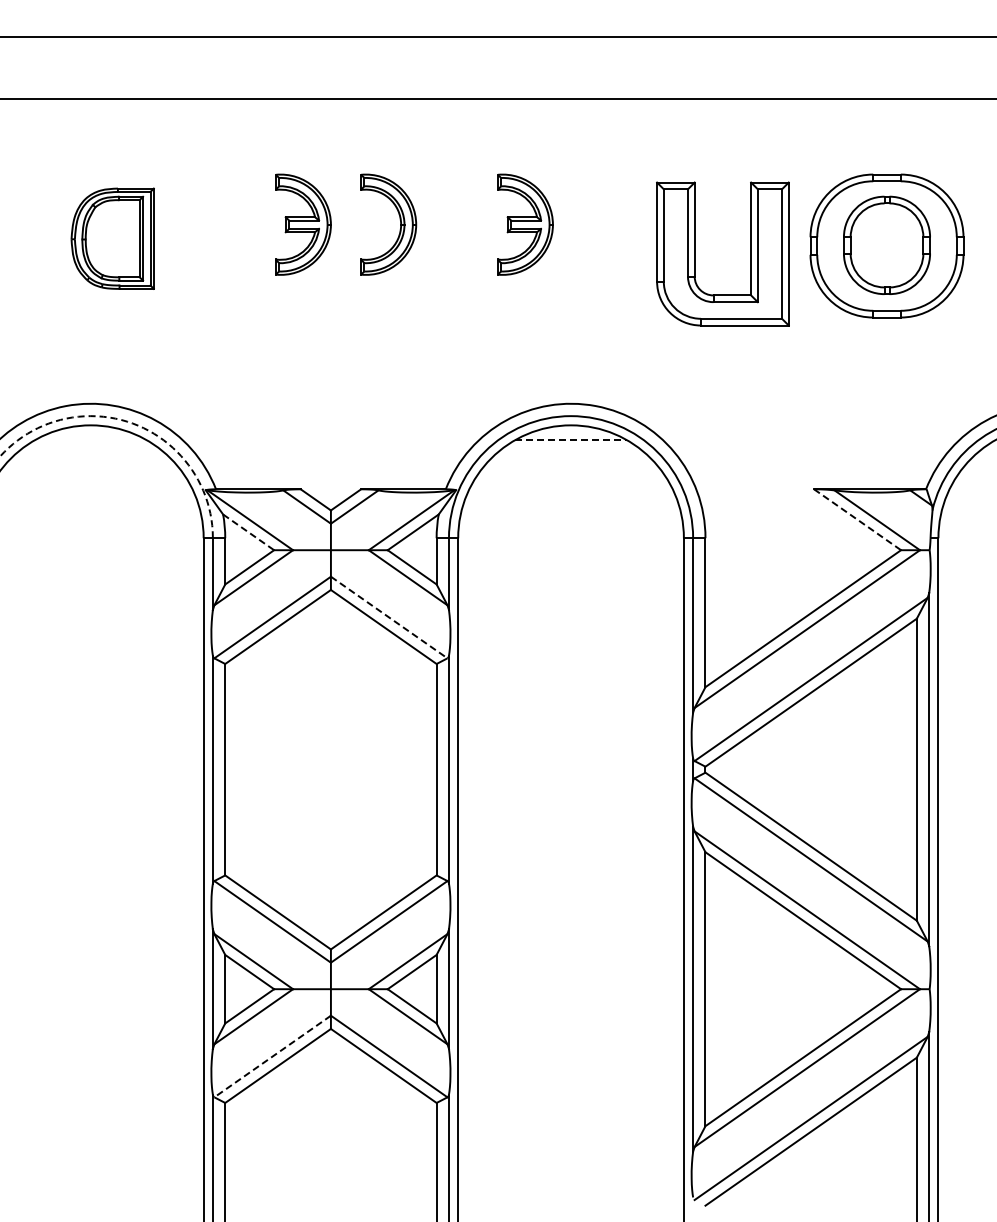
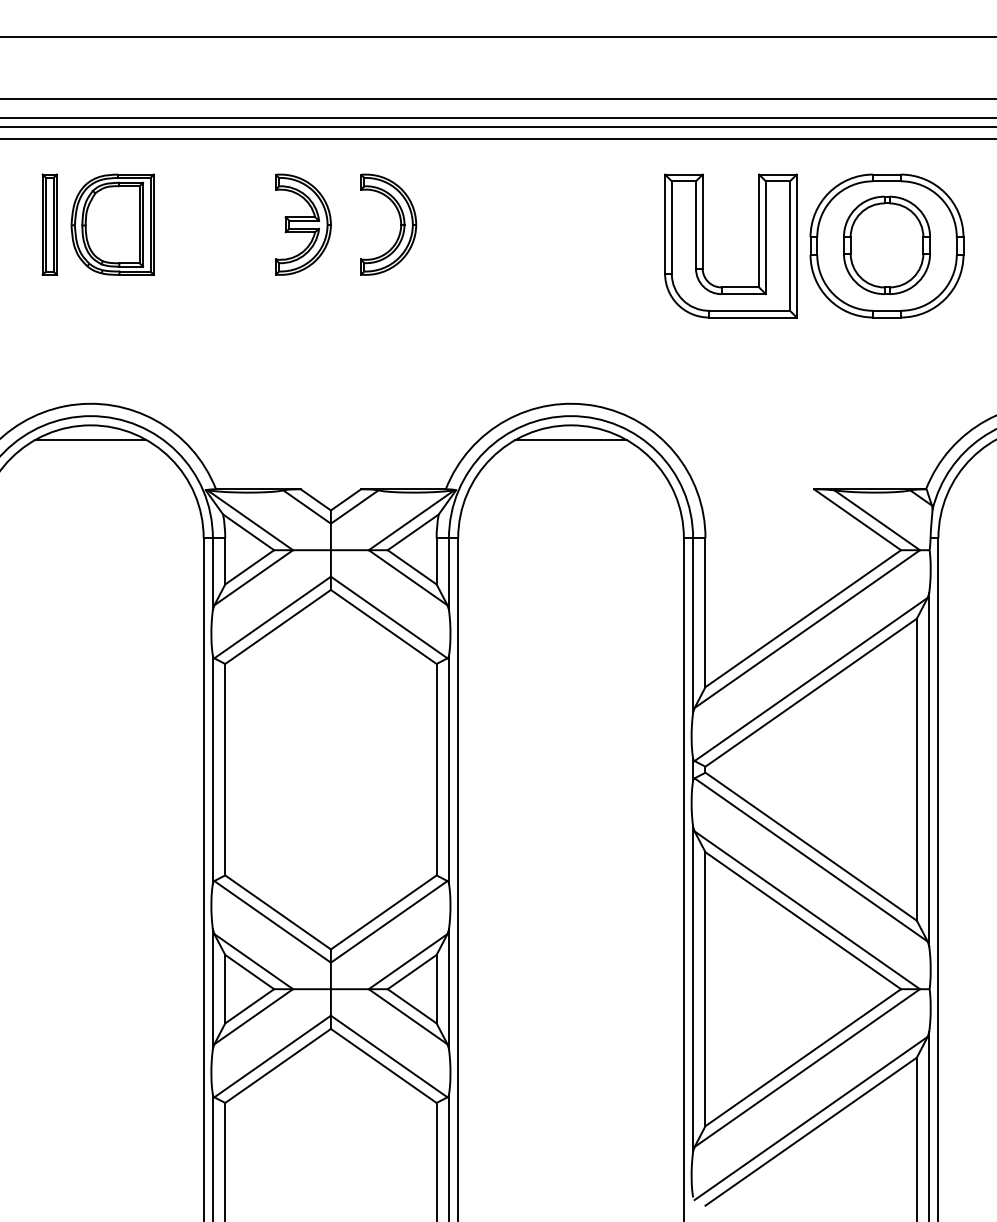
line: none -> present (497, 118)
line: none -> present (497, 126)
line: none -> present (497, 139)
part: none -> present (49, 224)
part: present -> none (525, 224)
part position: (112, 238) -> (112, 224) (112, 224)
part position: (695, 253) -> (703, 245) (703, 245)
arc: dashed -> solid (133, 424)
line: none -> present (90, 440)
line: dashed -> solid (571, 440)
line: dashed -> solid (857, 520)
line: dashed -> solid (249, 532)
line: dashed -> solid (389, 617)
line: dashed -> solid (272, 1056)
